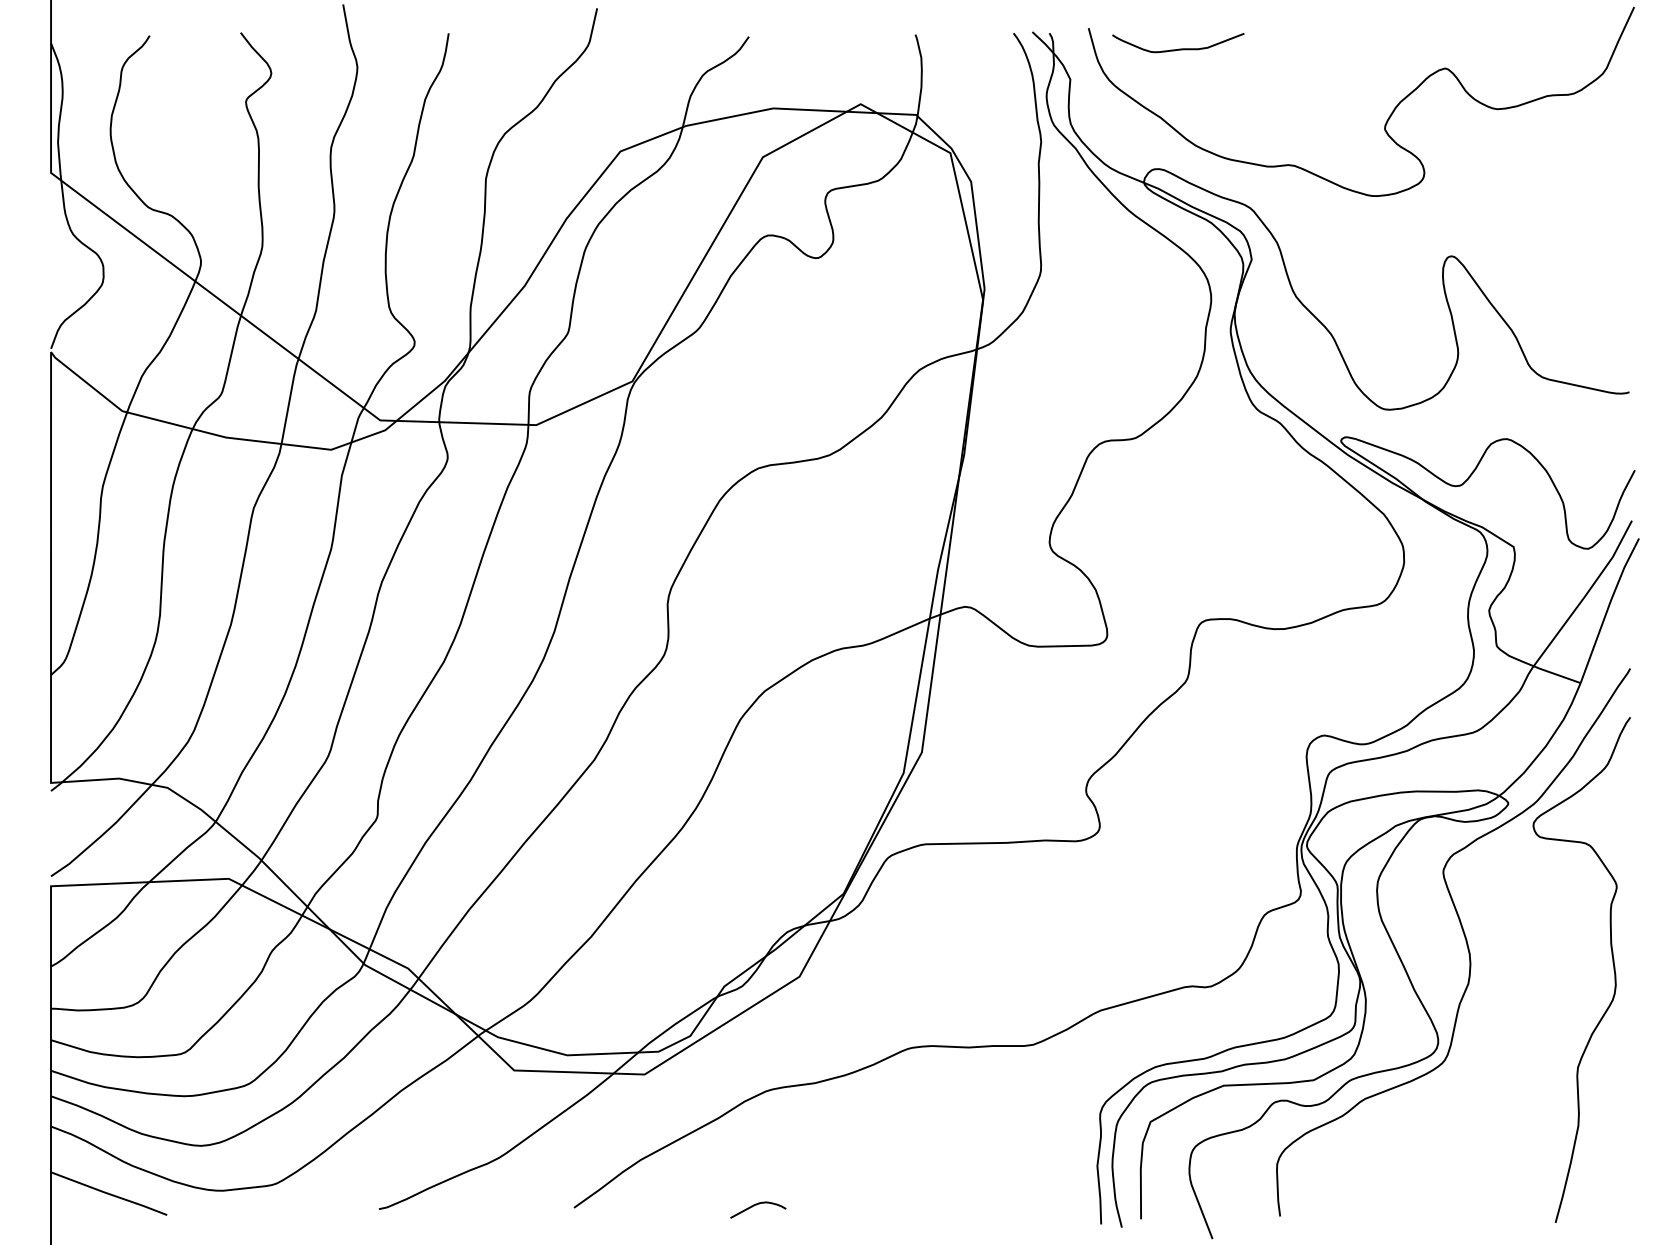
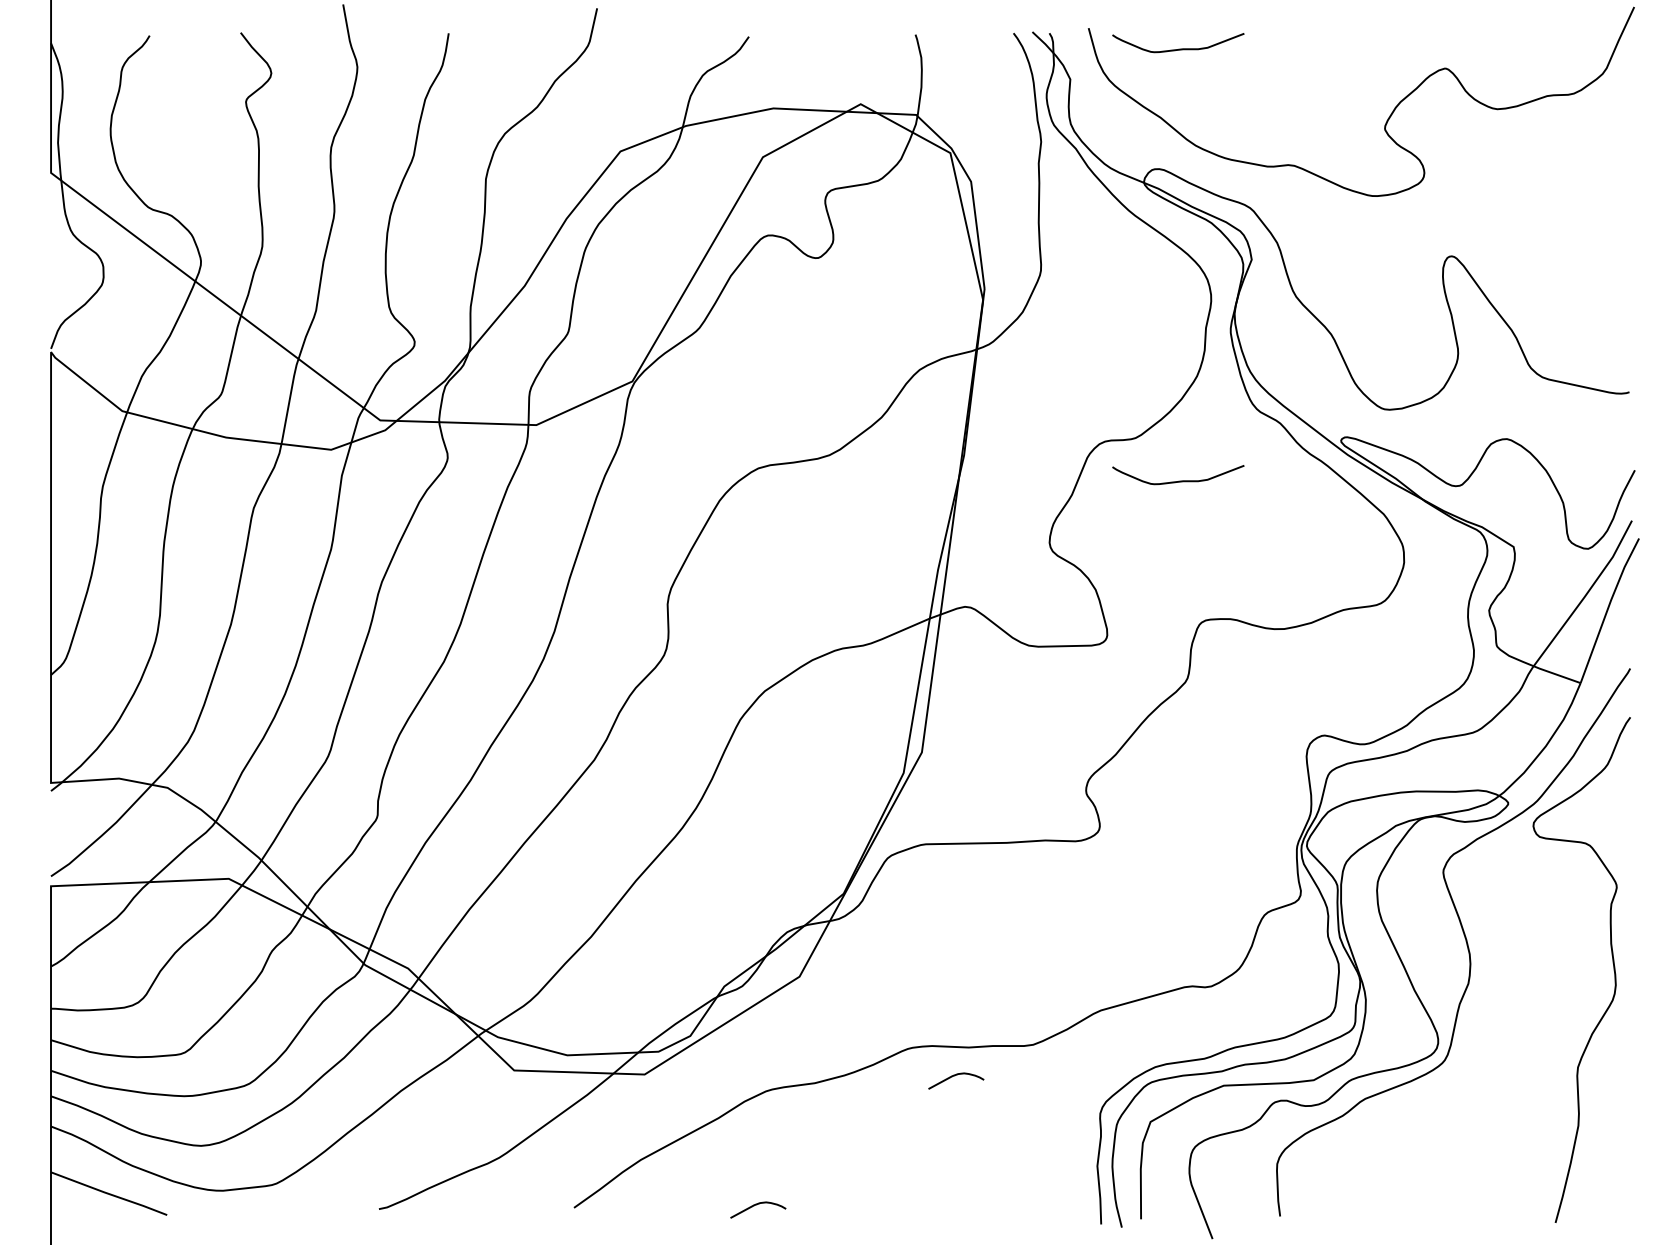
curve: none -> present (1178, 480)
curve: none -> present (954, 1076)
